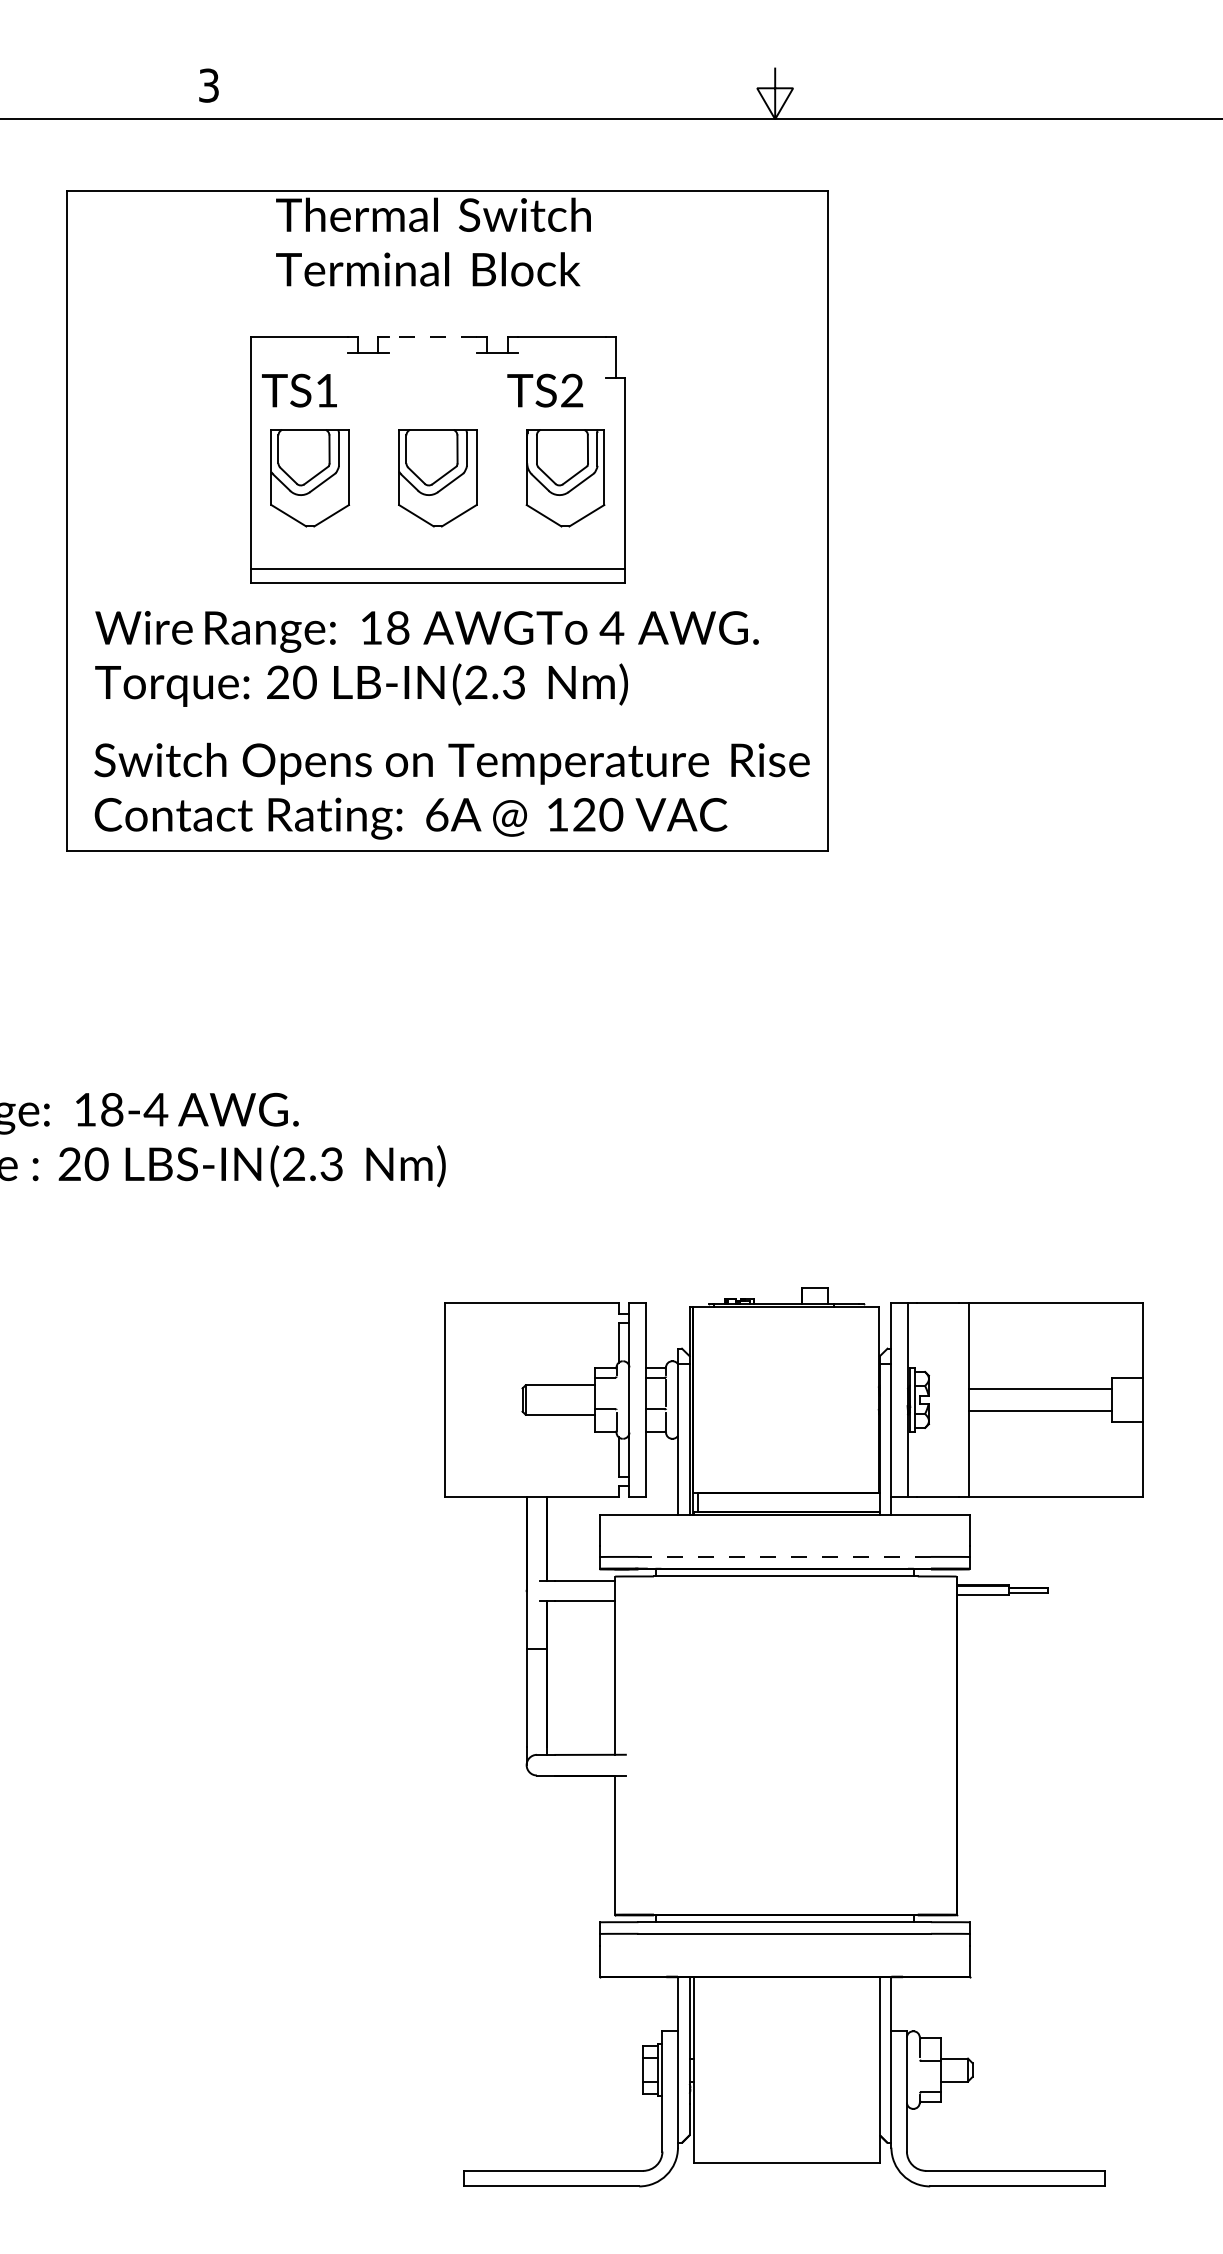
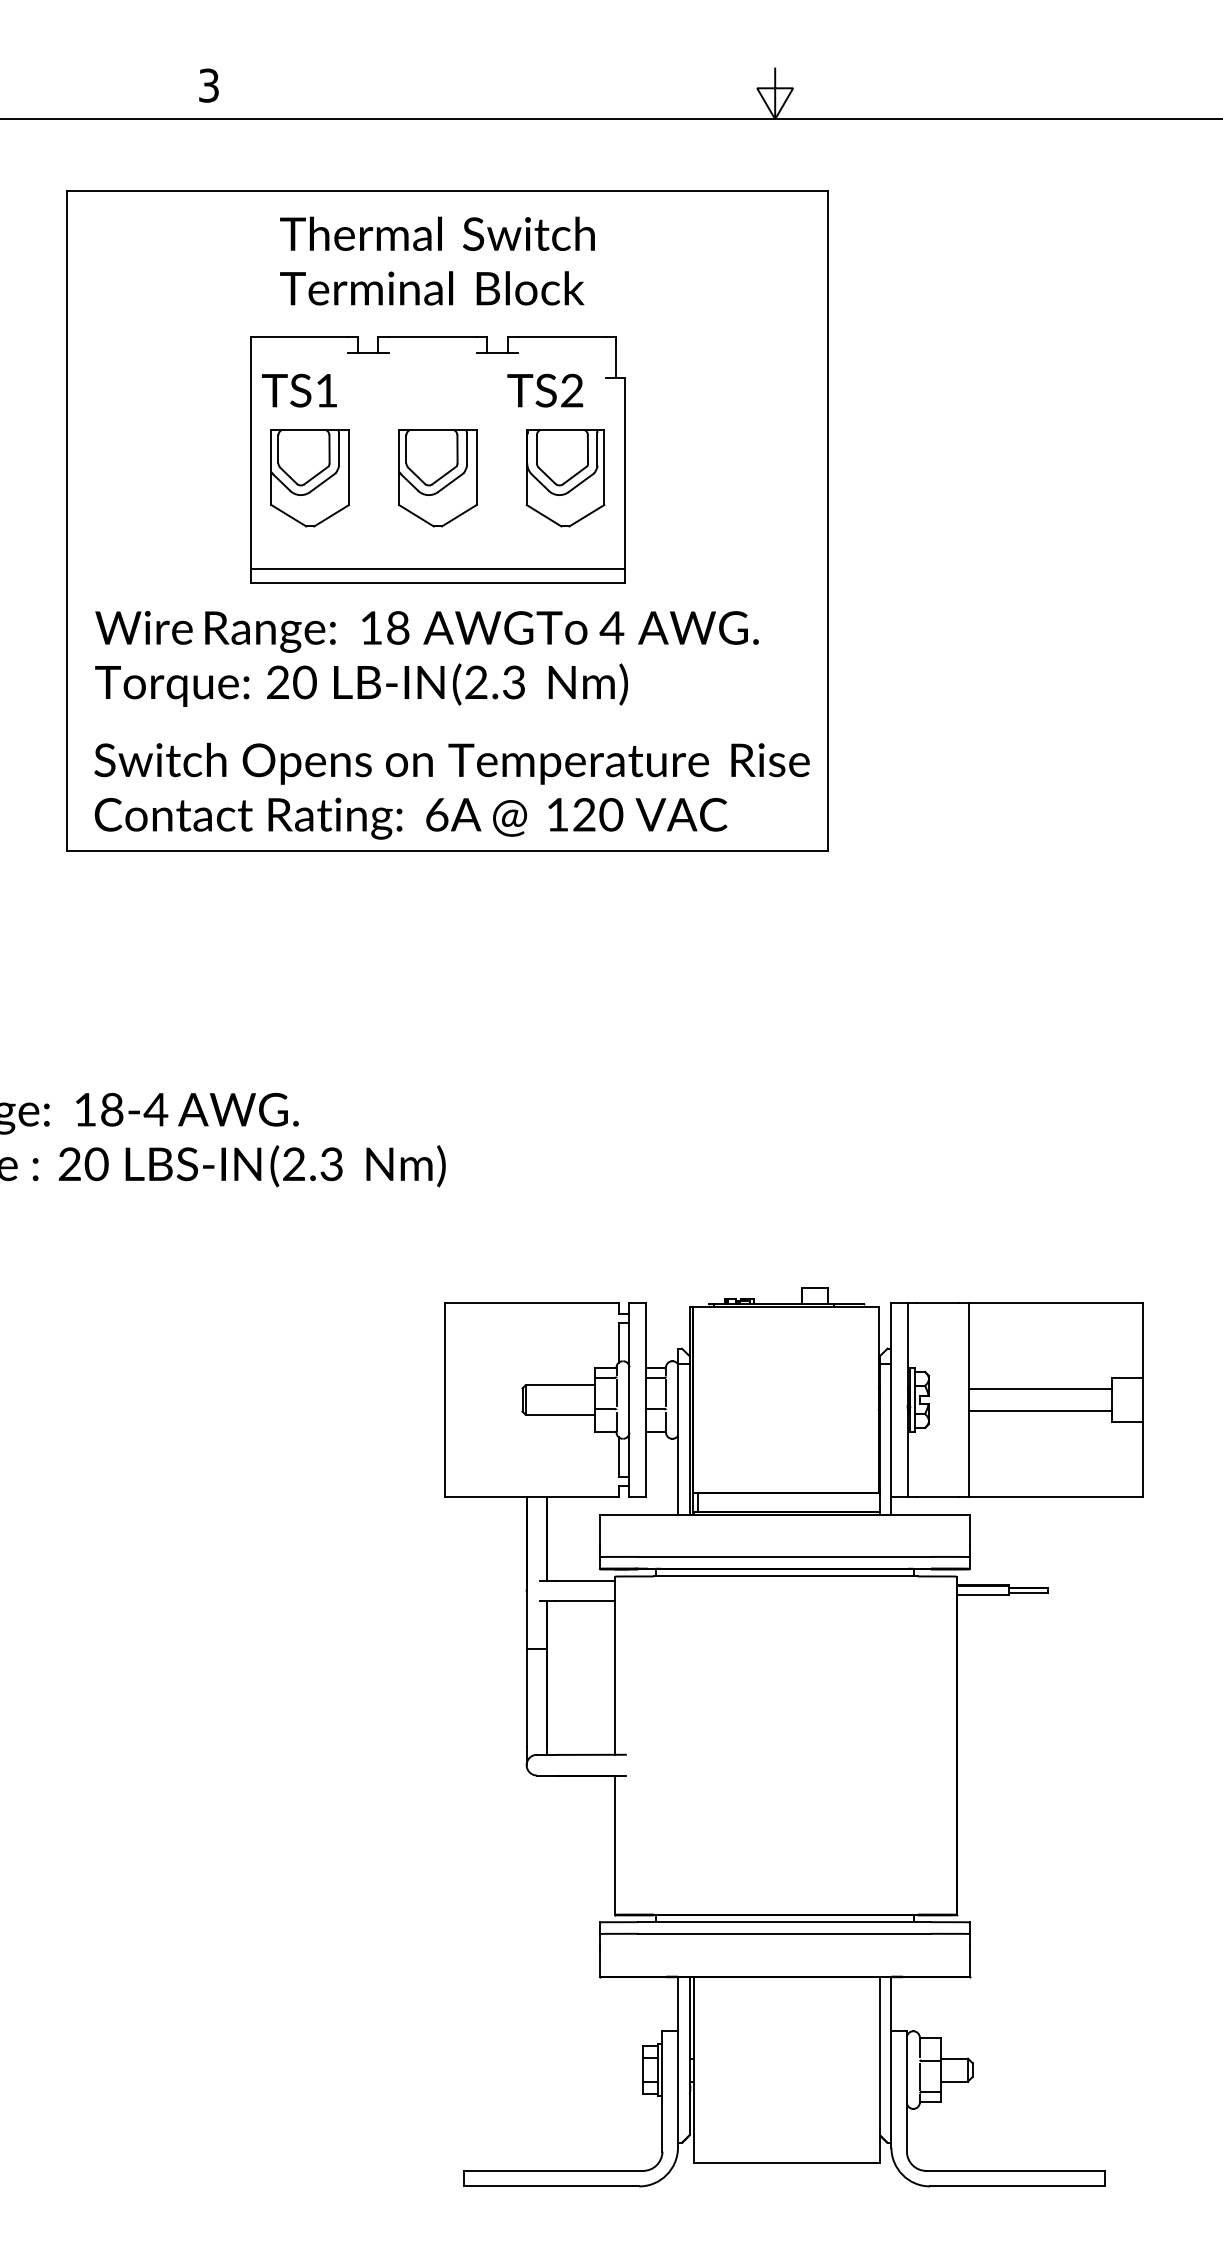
text position: (433, 241) -> (437, 260) (437, 260)
line: dashed -> solid (432, 336)
line: none -> present (616, 1393)
line: dashed -> solid (784, 1557)
line: none -> present (919, 2076)
